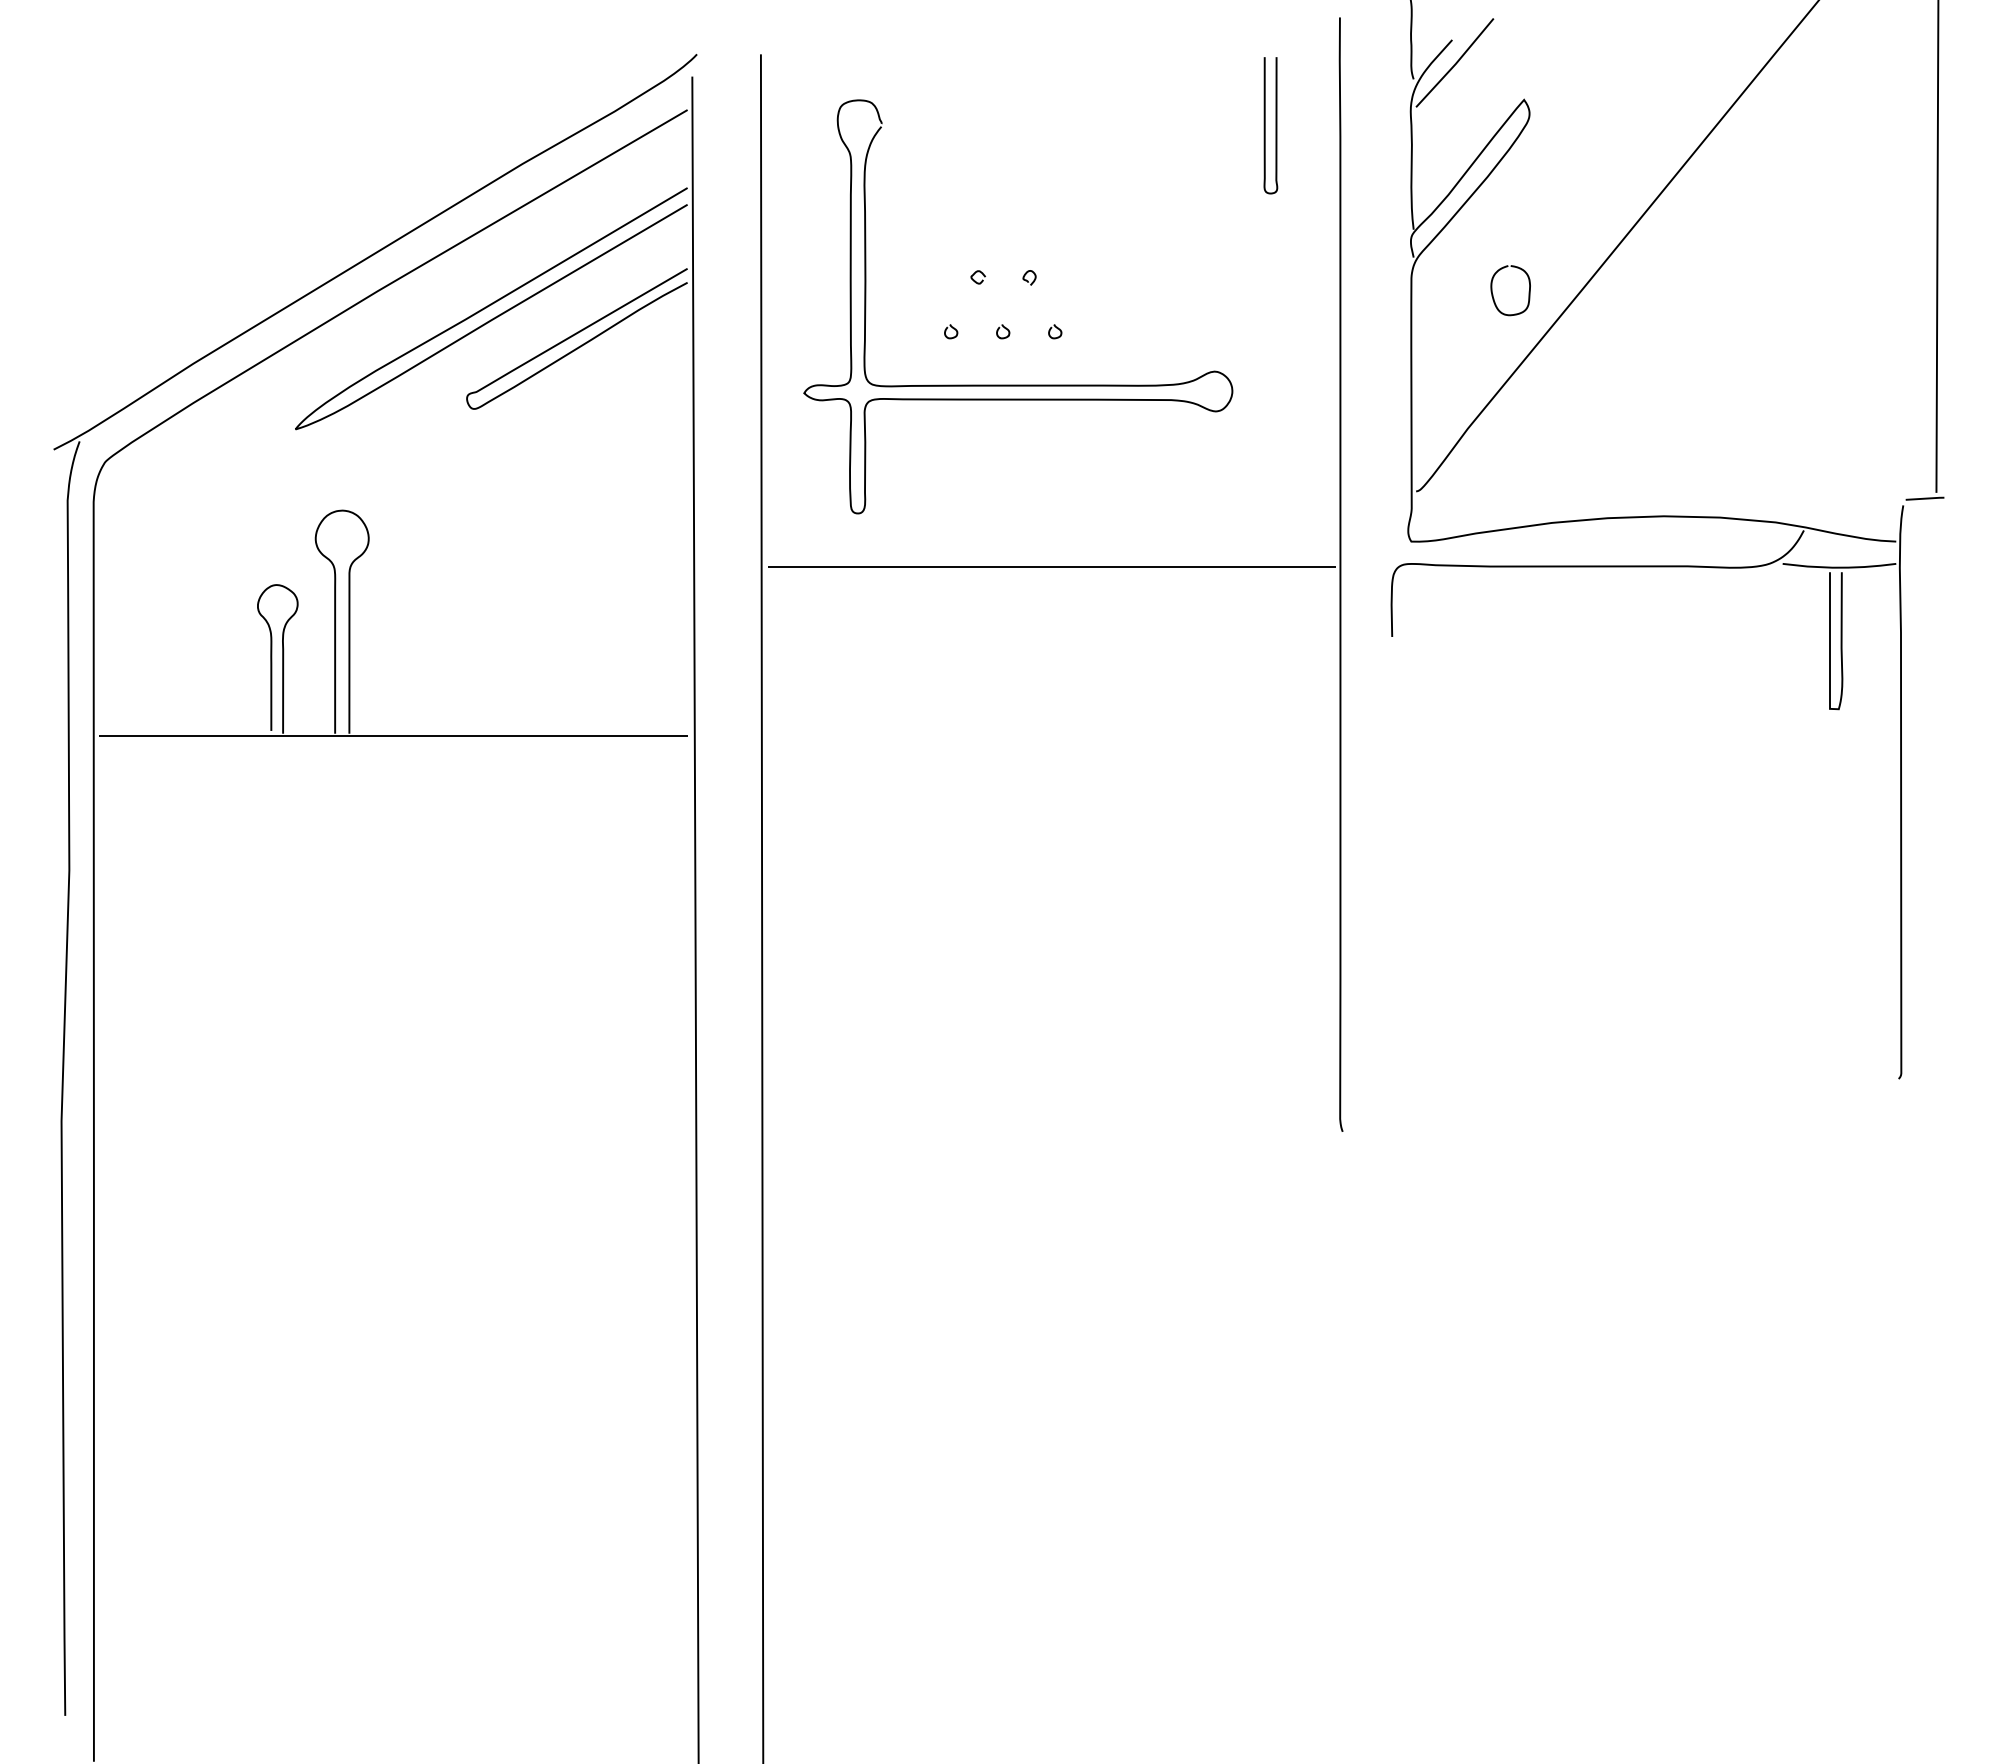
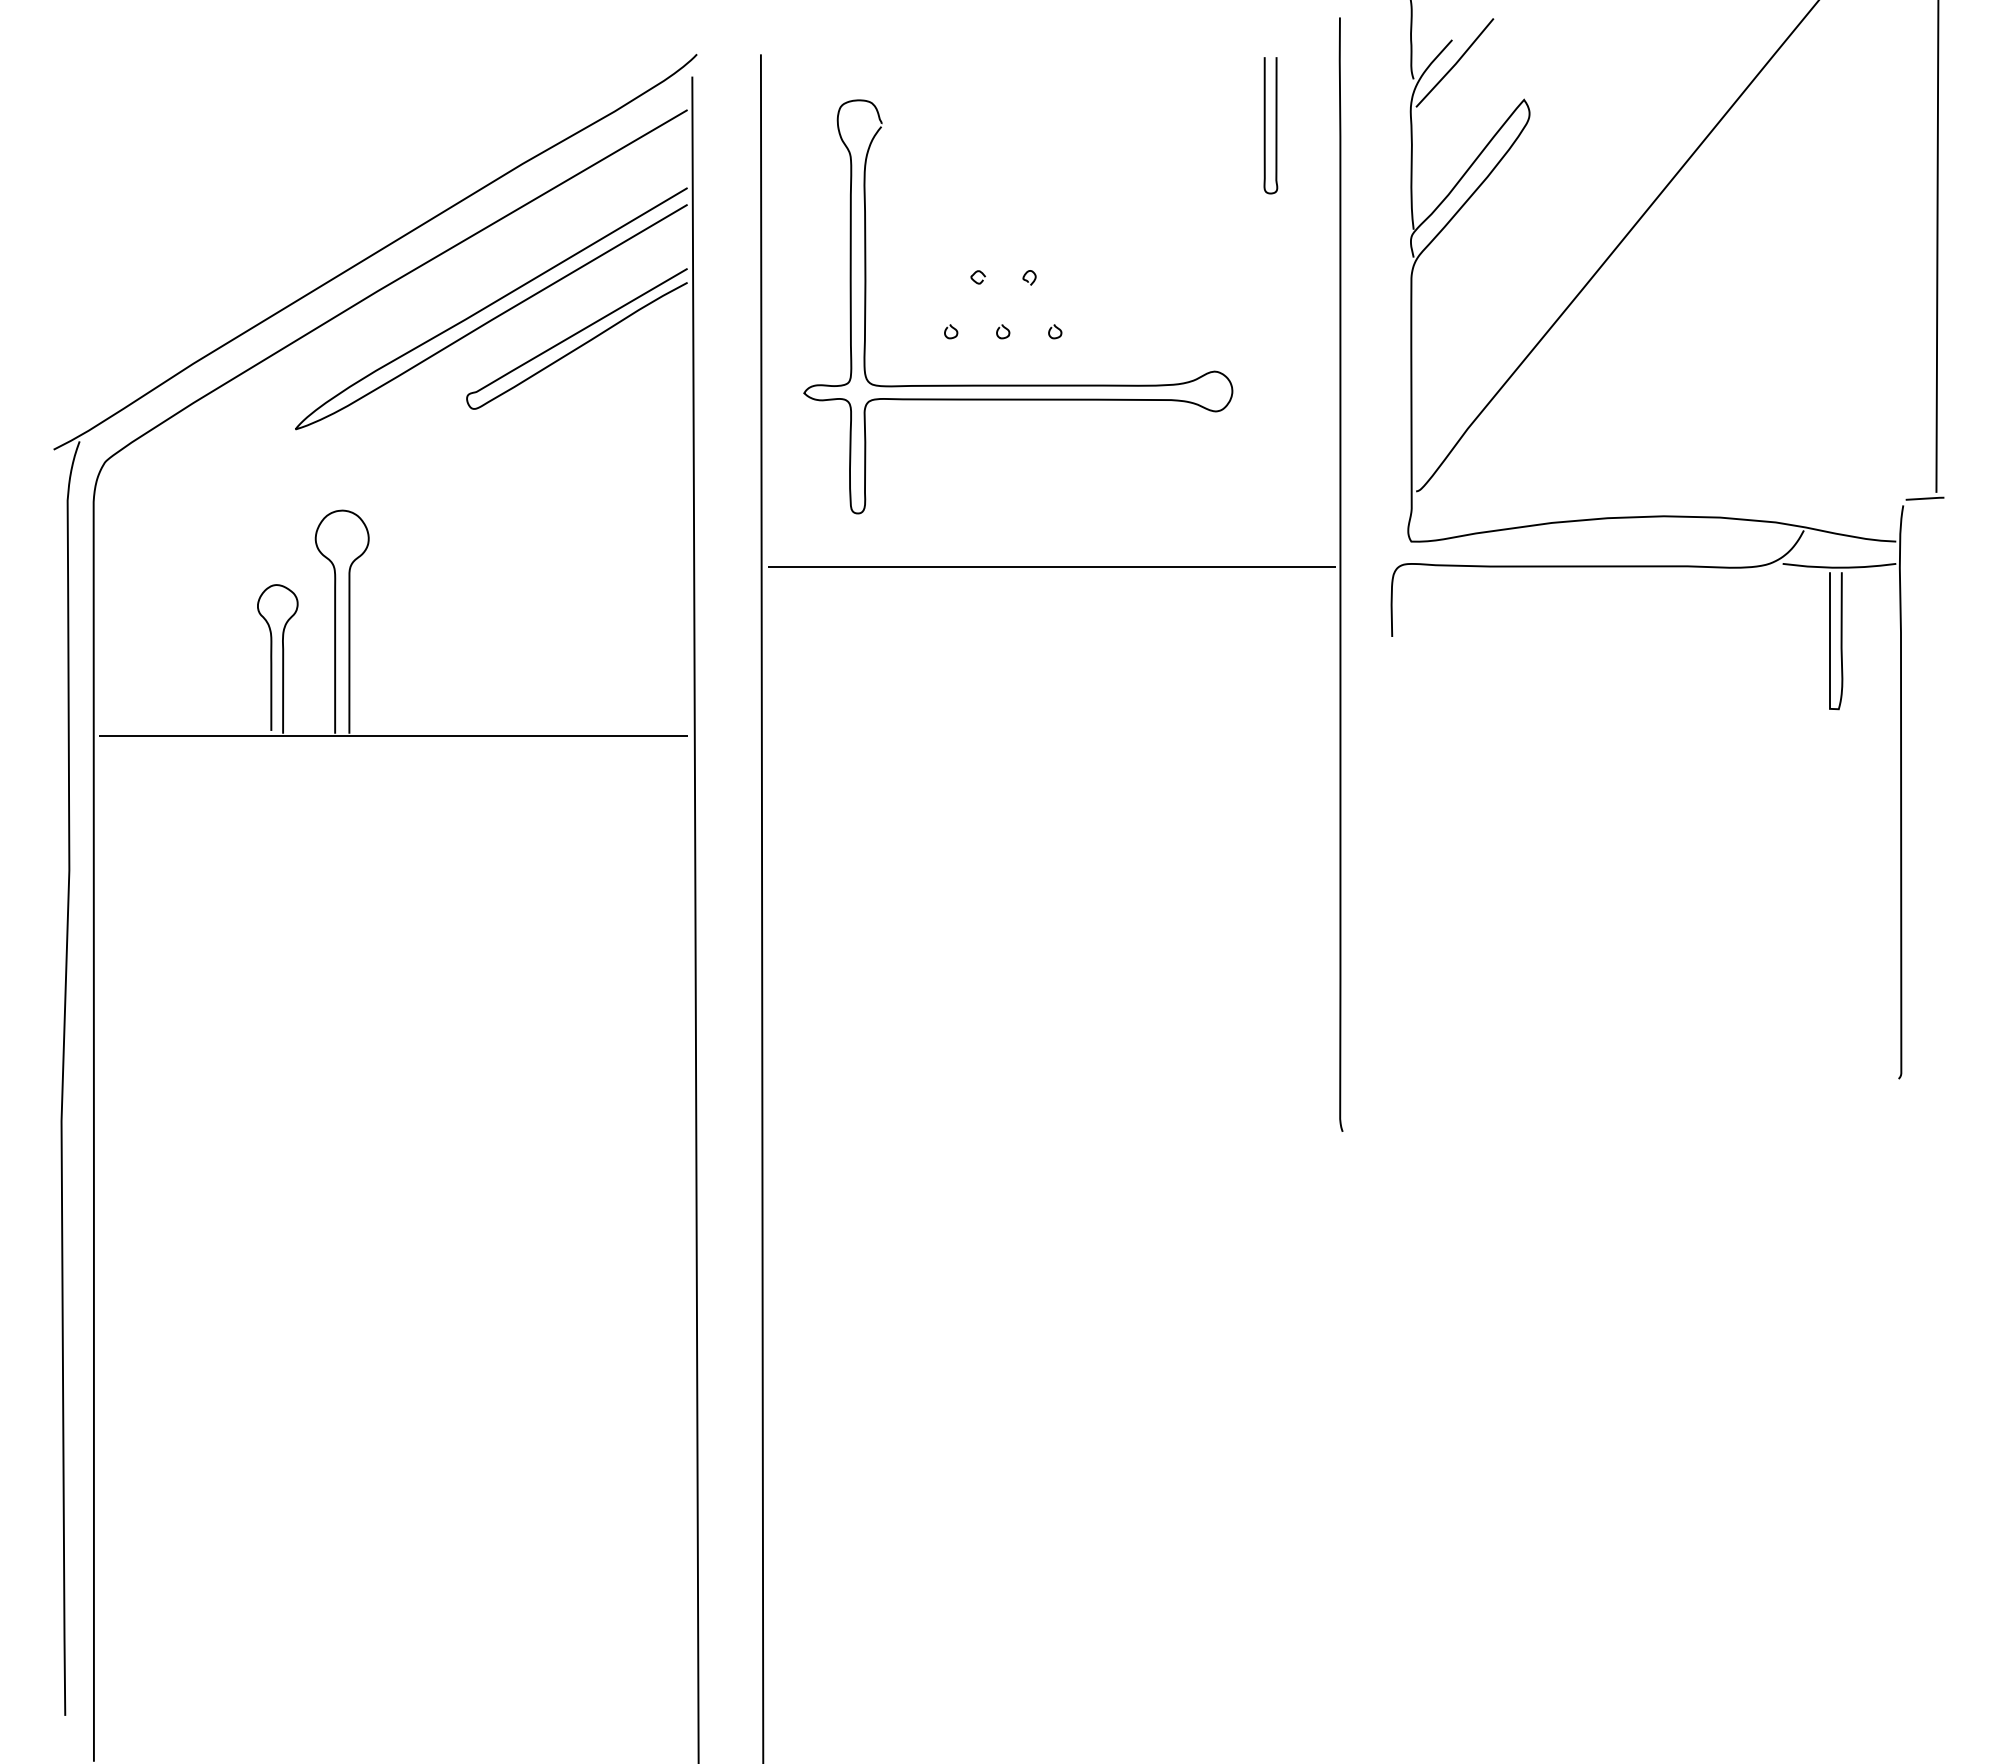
curve: present -> none (1493, 294)
